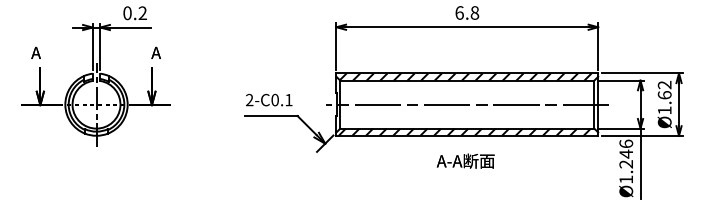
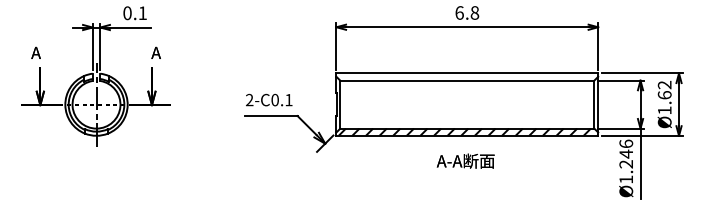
text: 0.2 -> 0.1 (142, 12)
hatch: present -> none (465, 76)
line: present -> none (466, 104)
